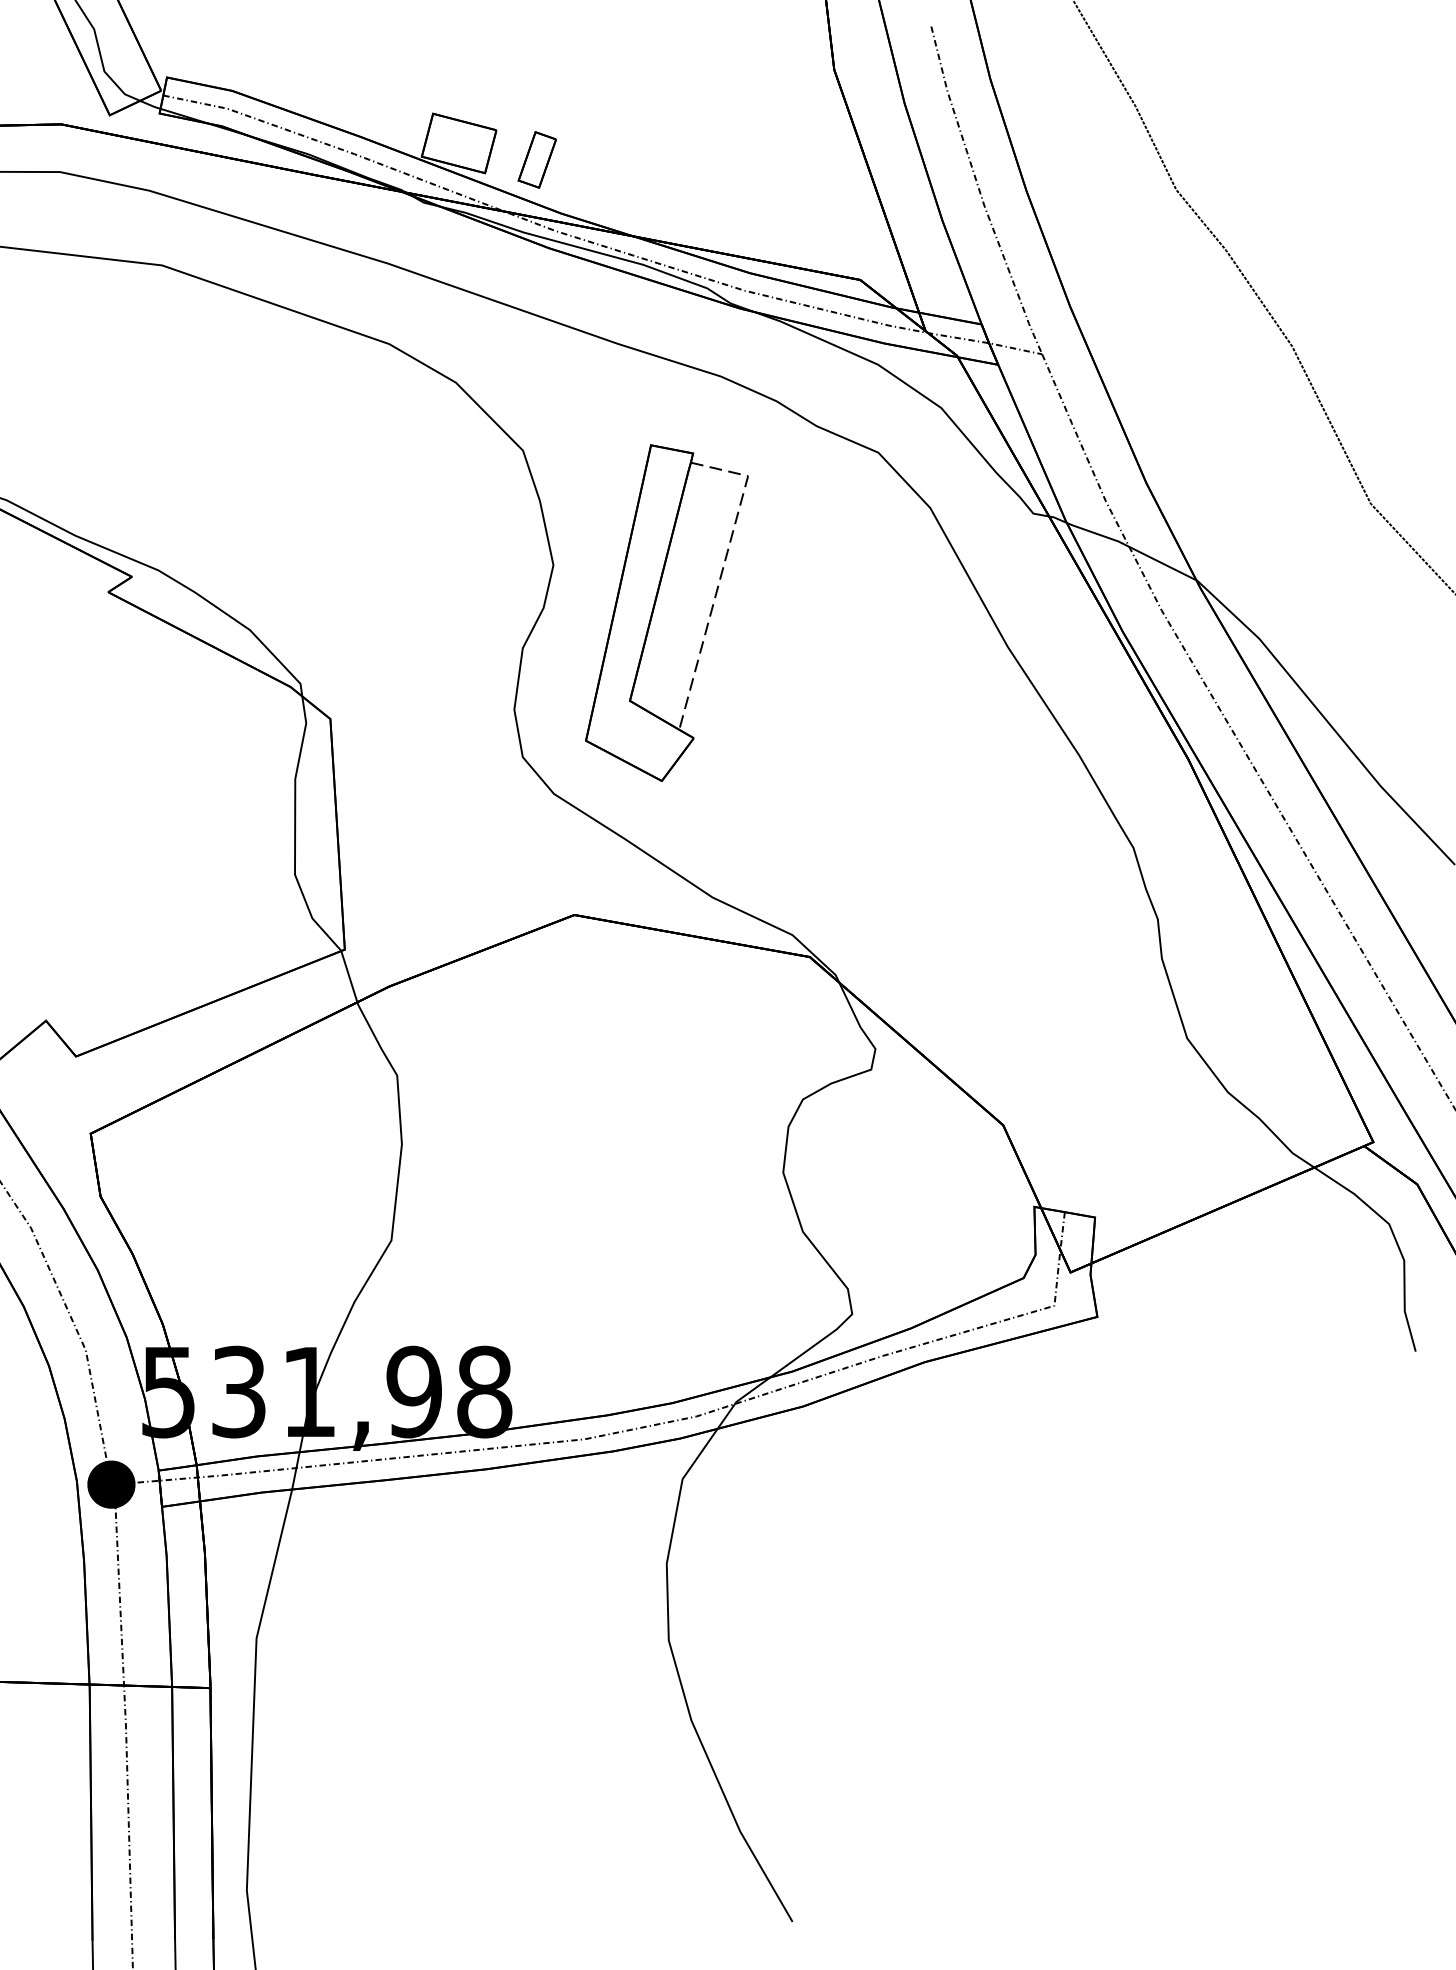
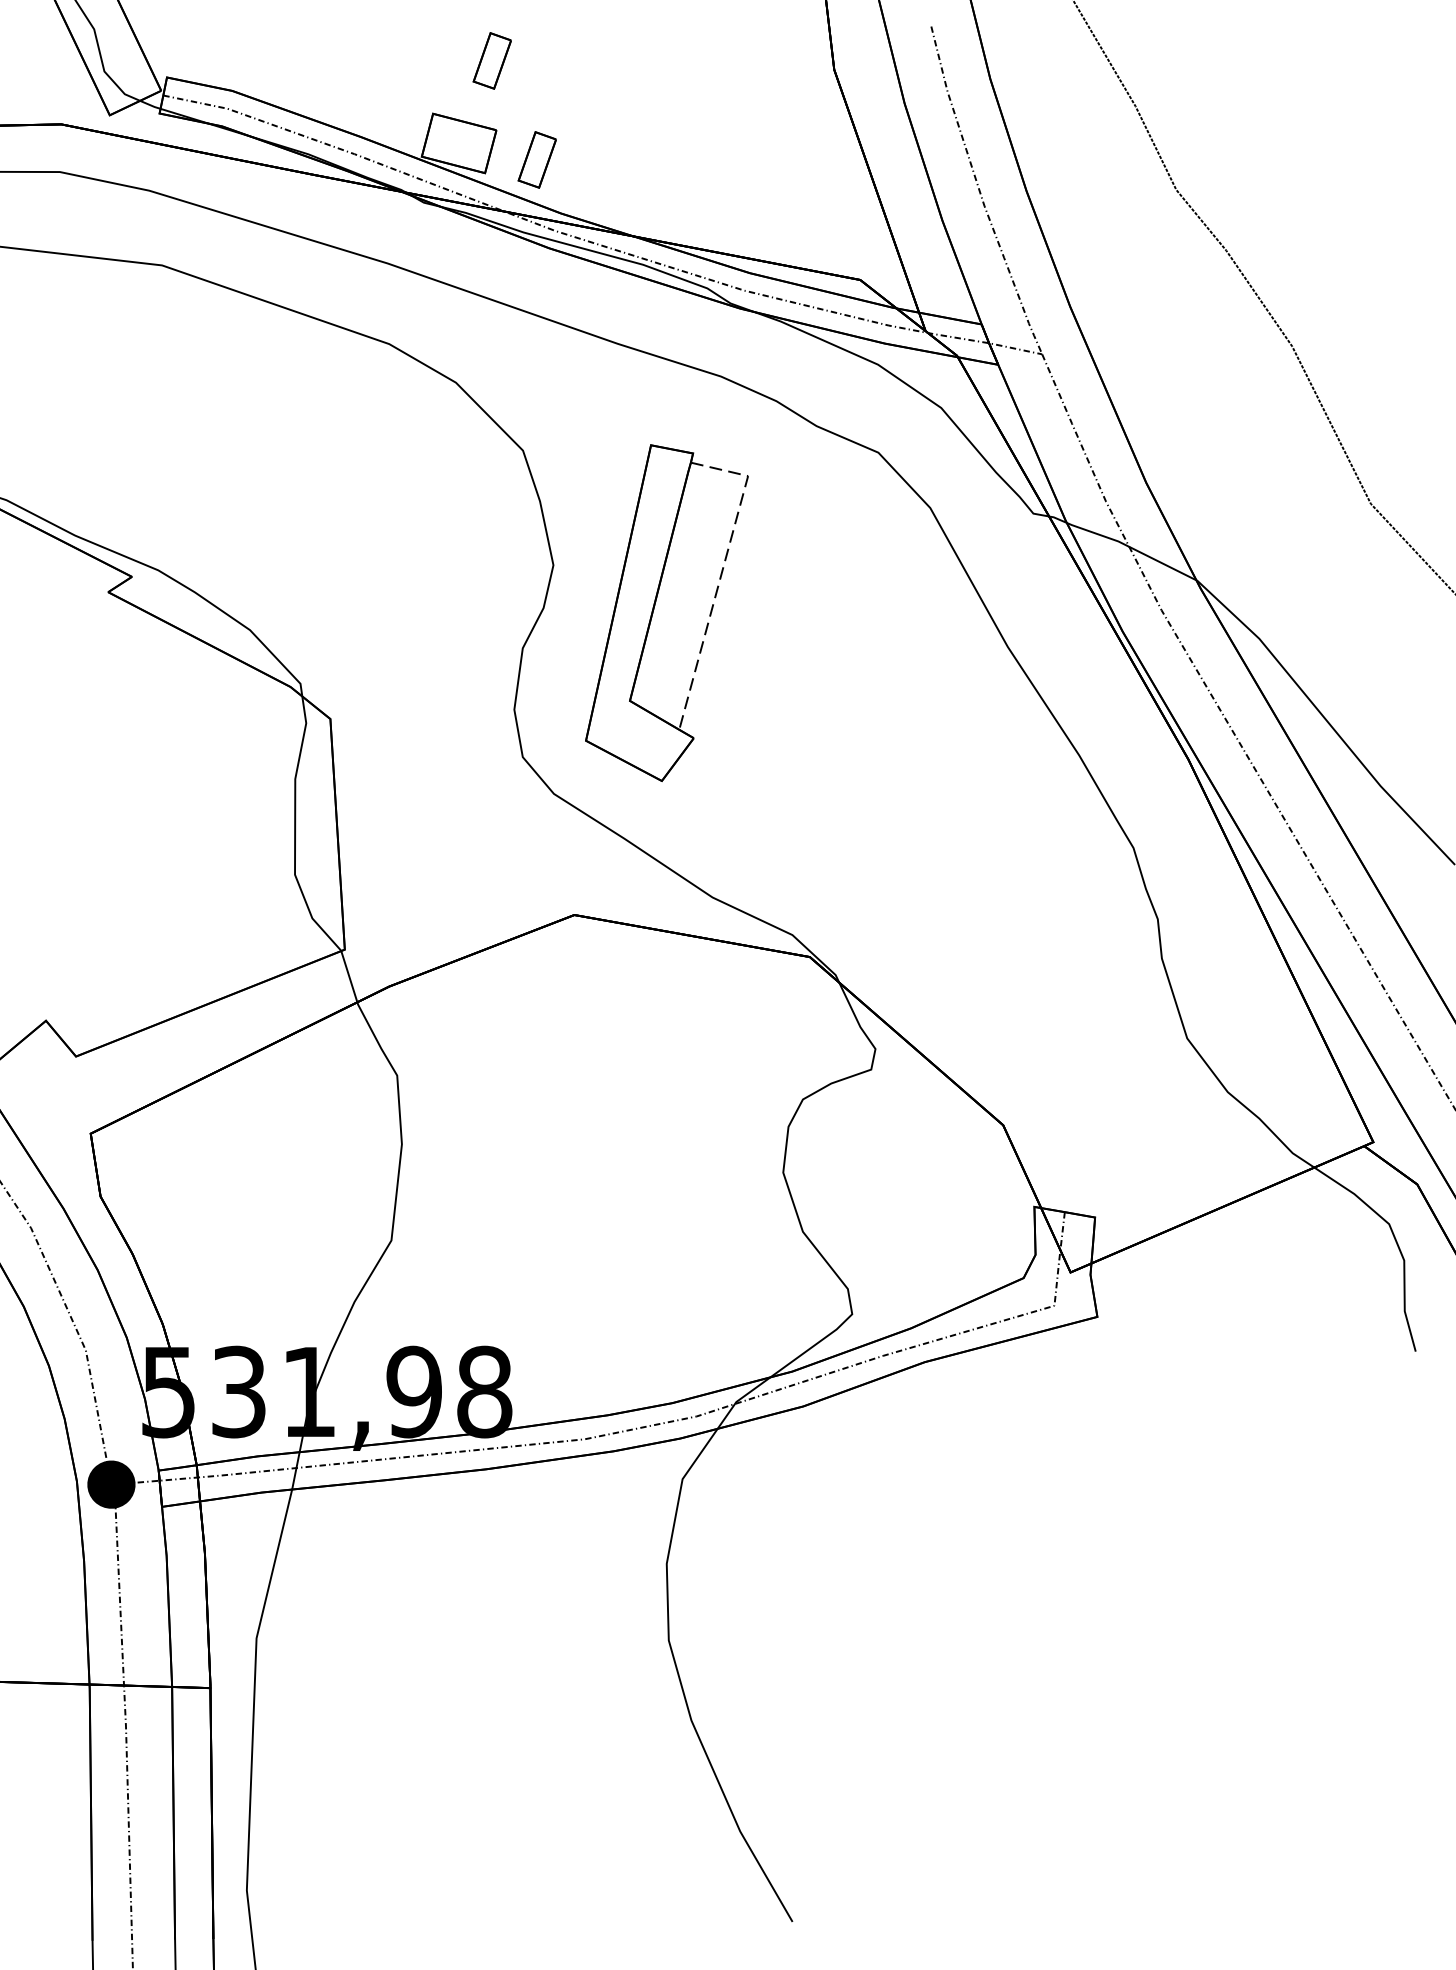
part: none -> present (491, 60)
